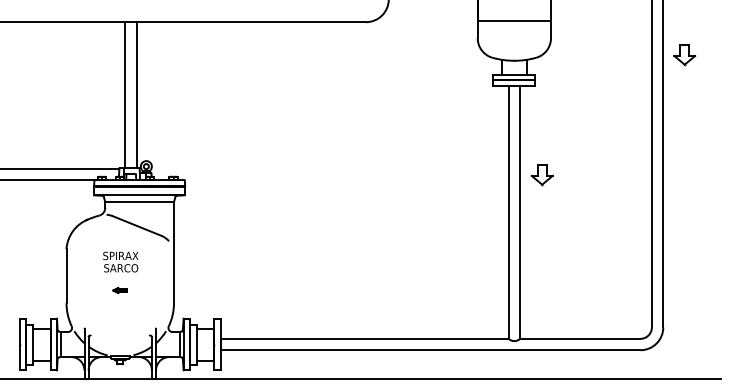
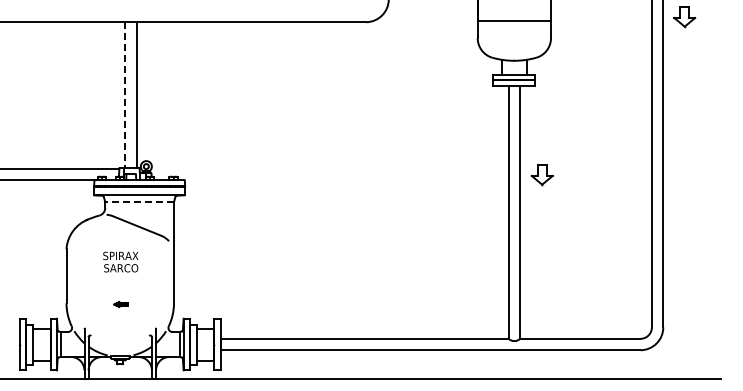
part position: (684, 55) -> (684, 17) (684, 17)
line: solid -> dashed (125, 95)
line: solid -> dashed (139, 202)
part position: (119, 290) -> (120, 304) (120, 304)
